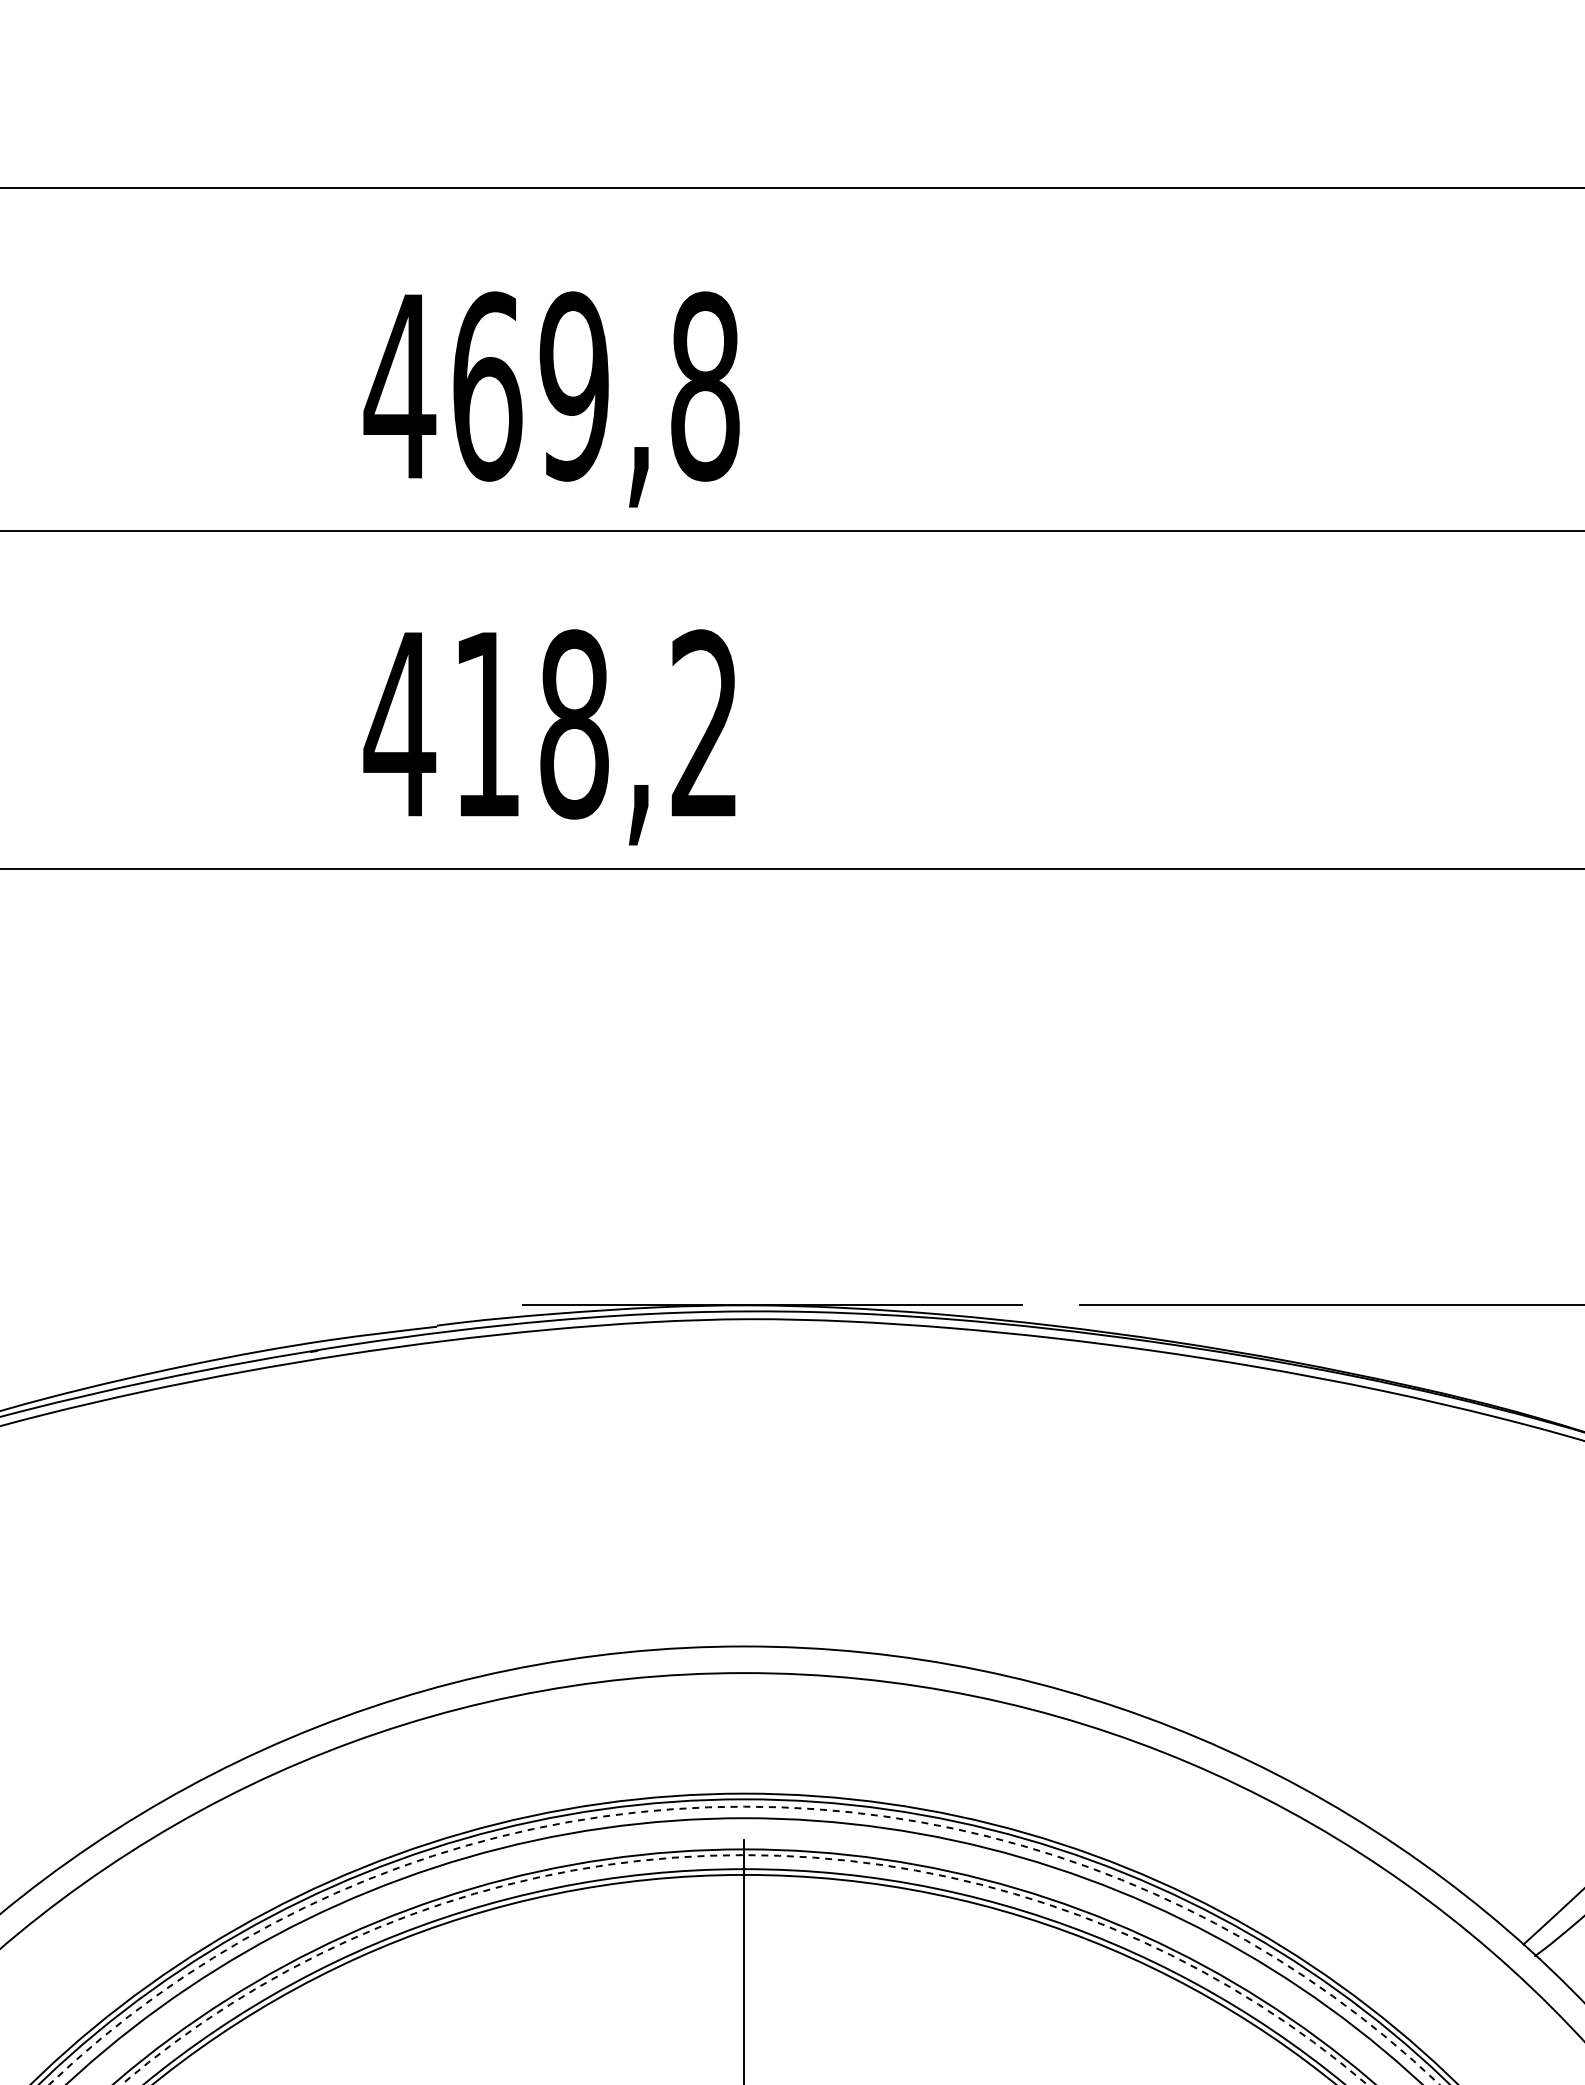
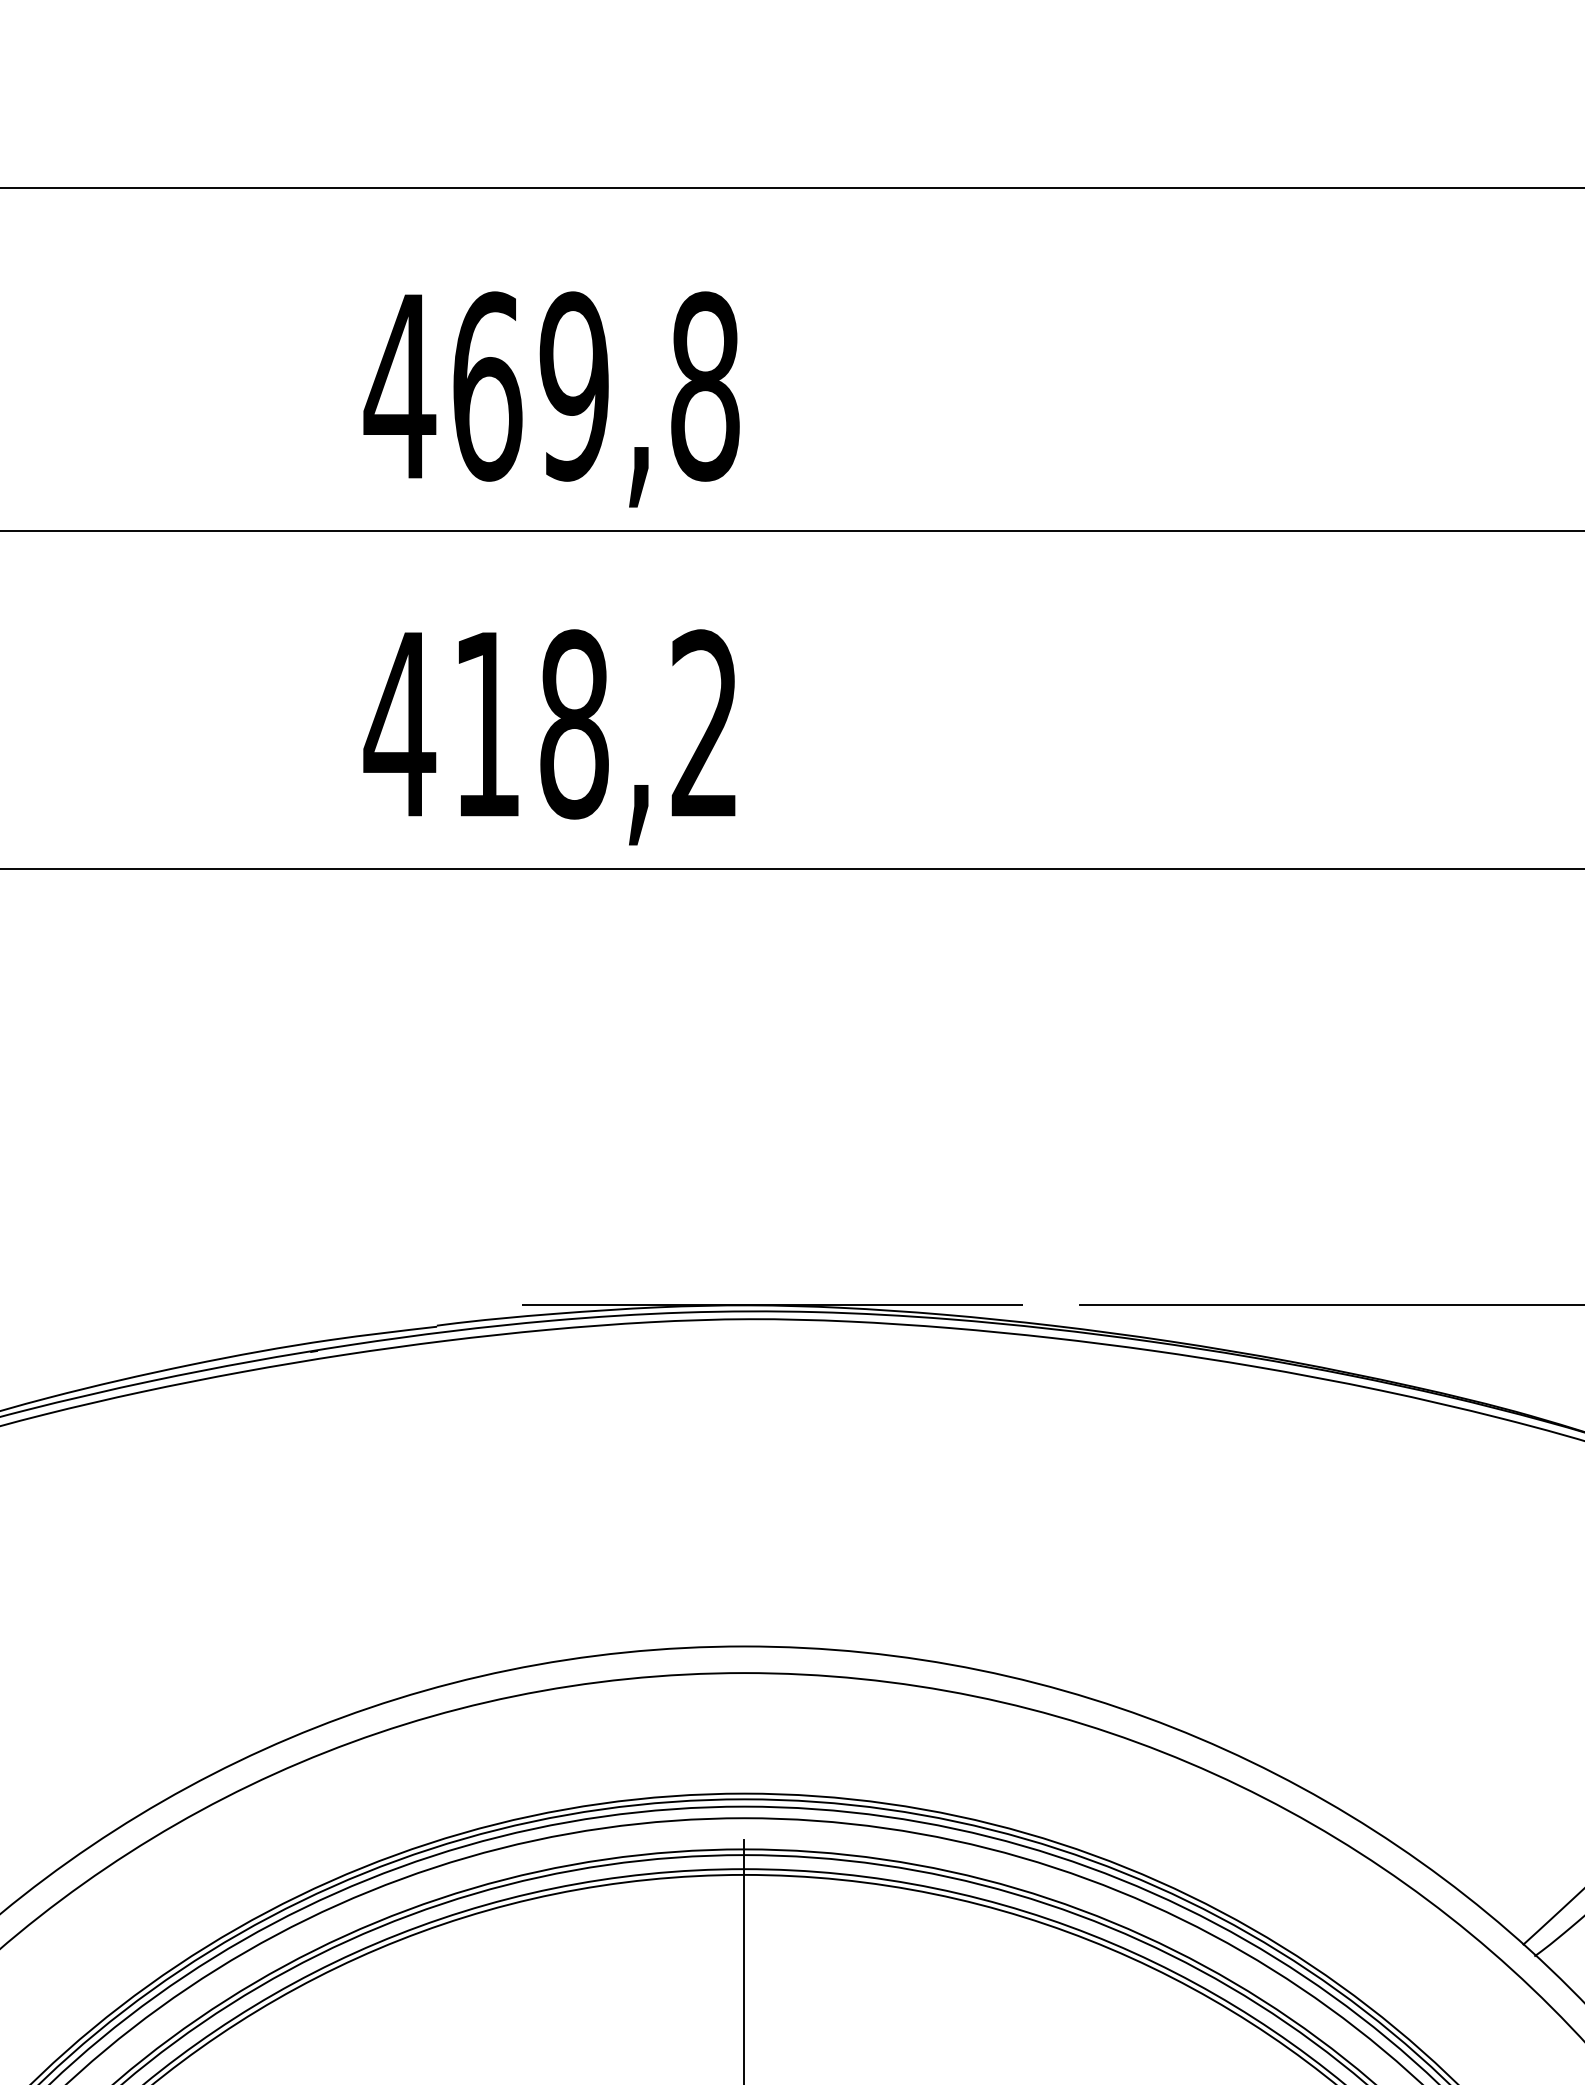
arc: dashed -> solid (744, 1806)
arc: dashed -> solid (744, 1855)
